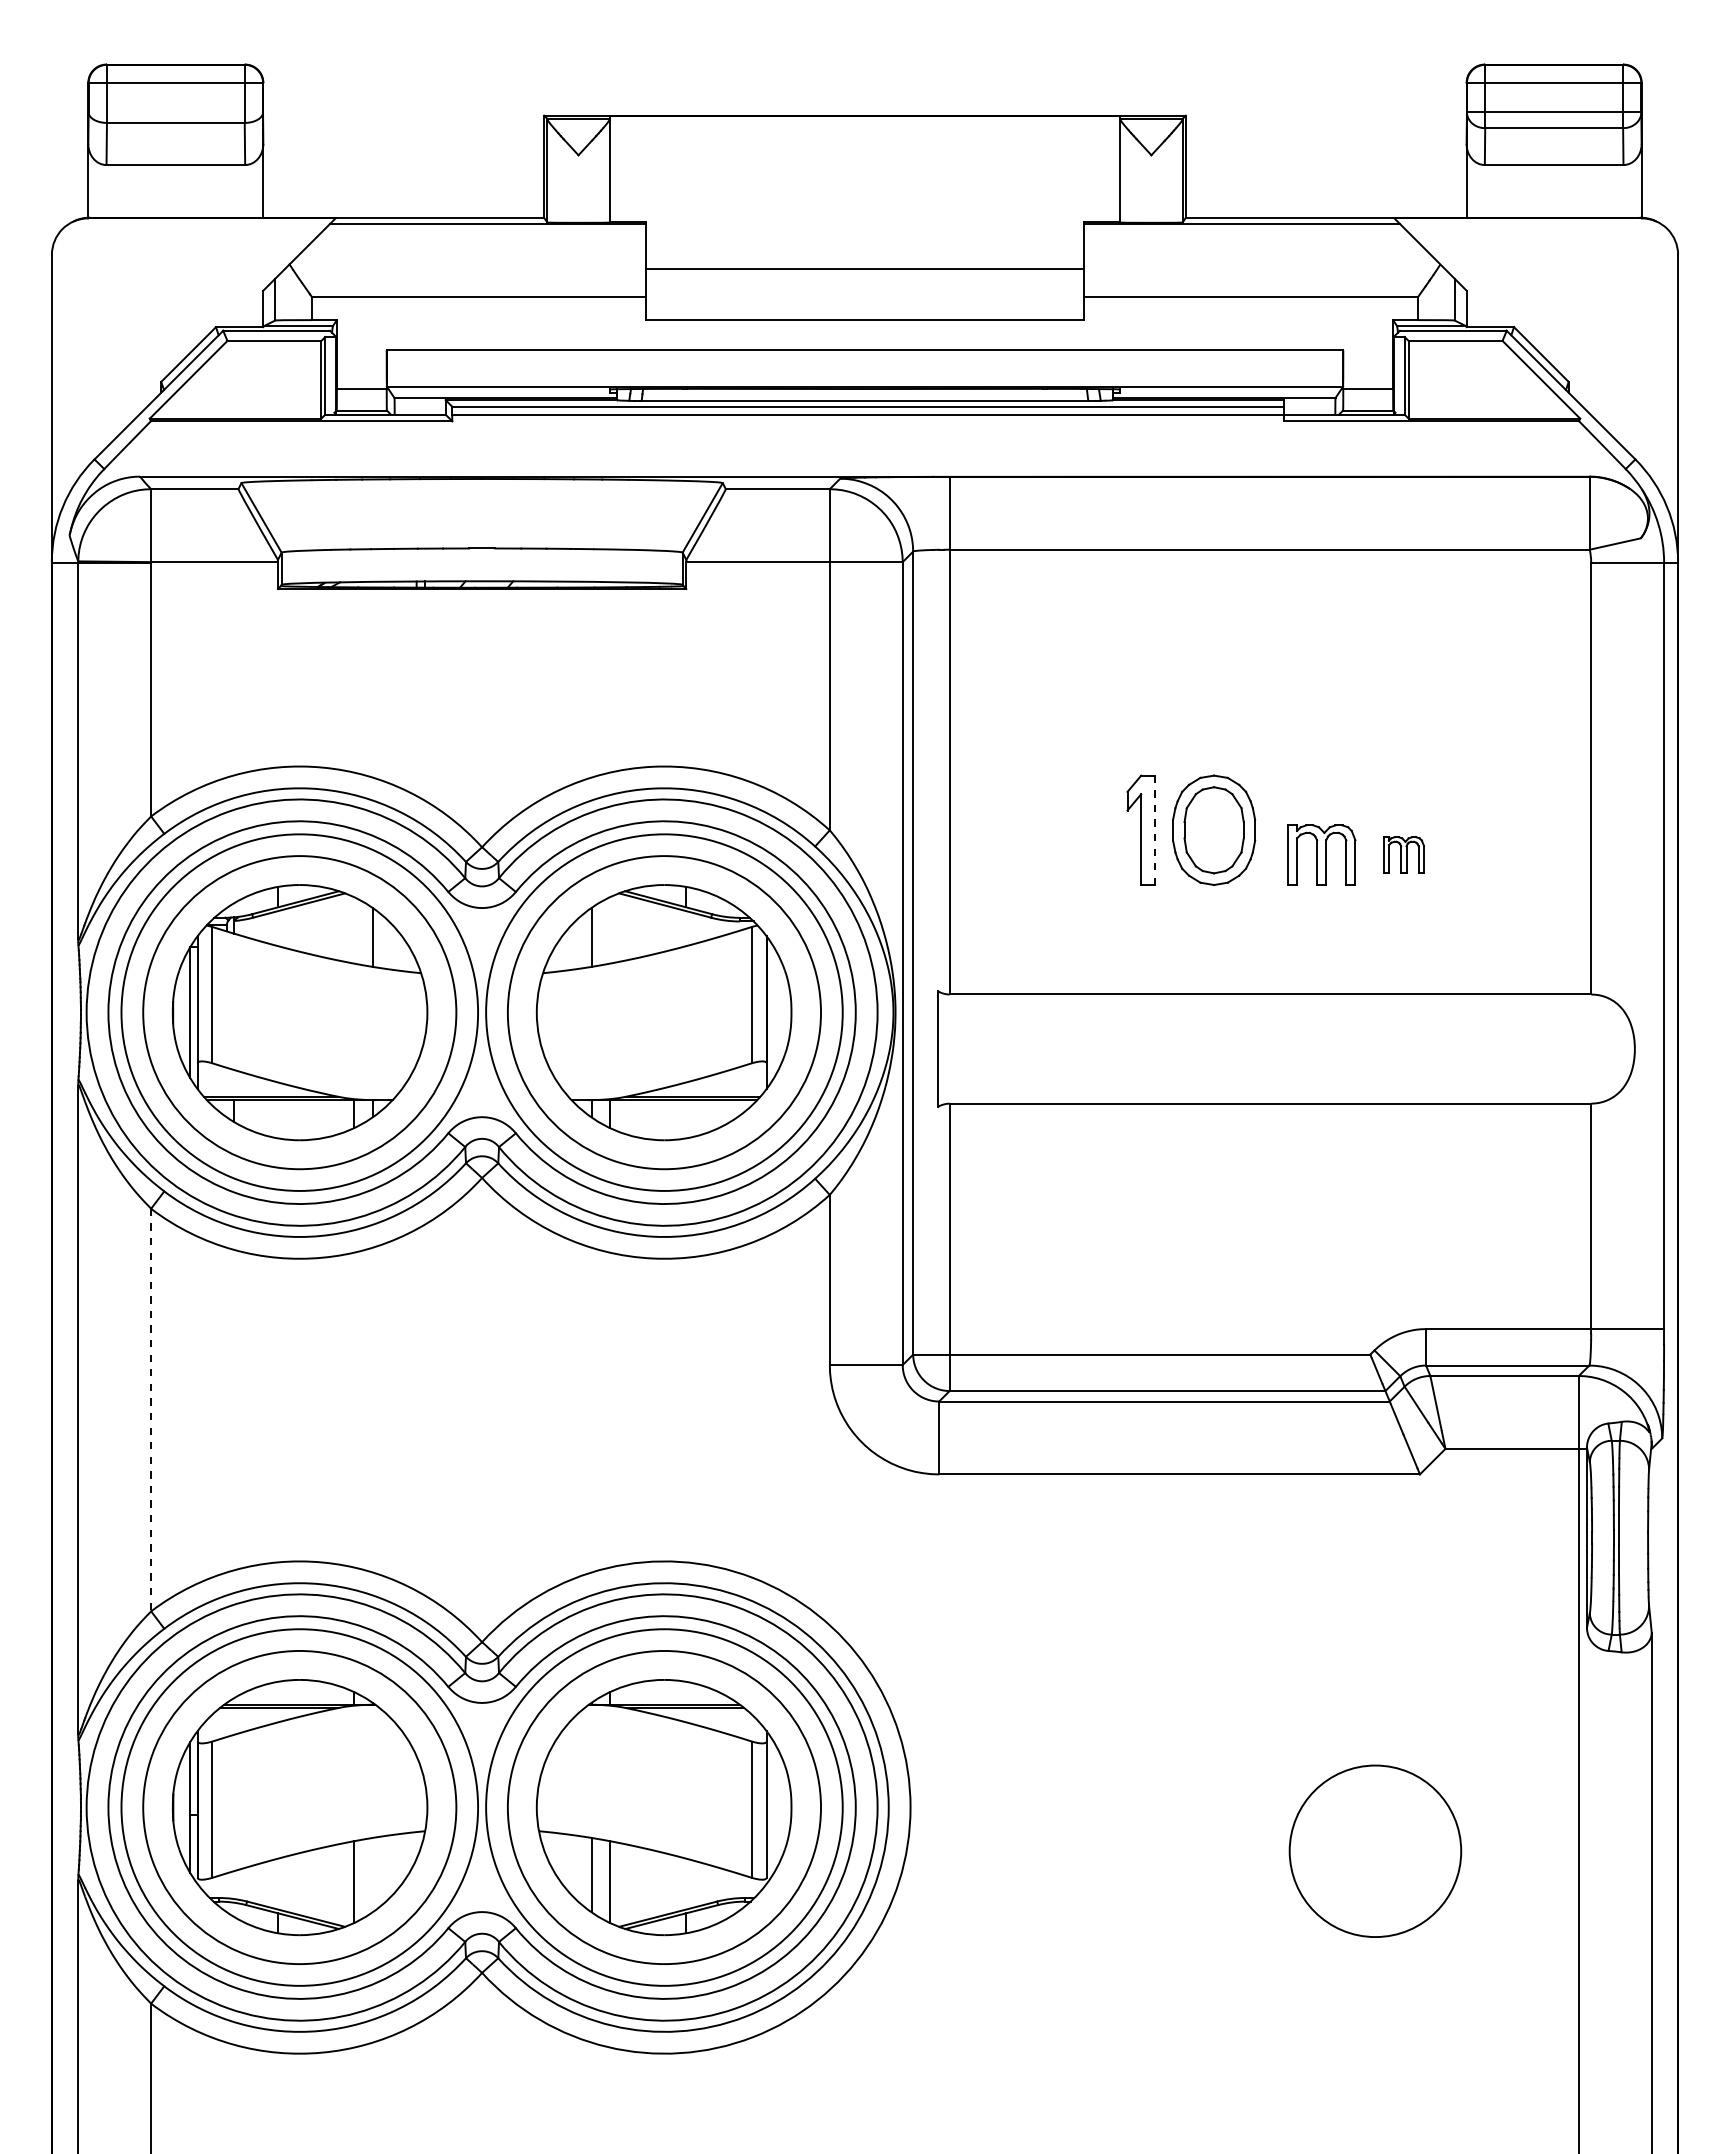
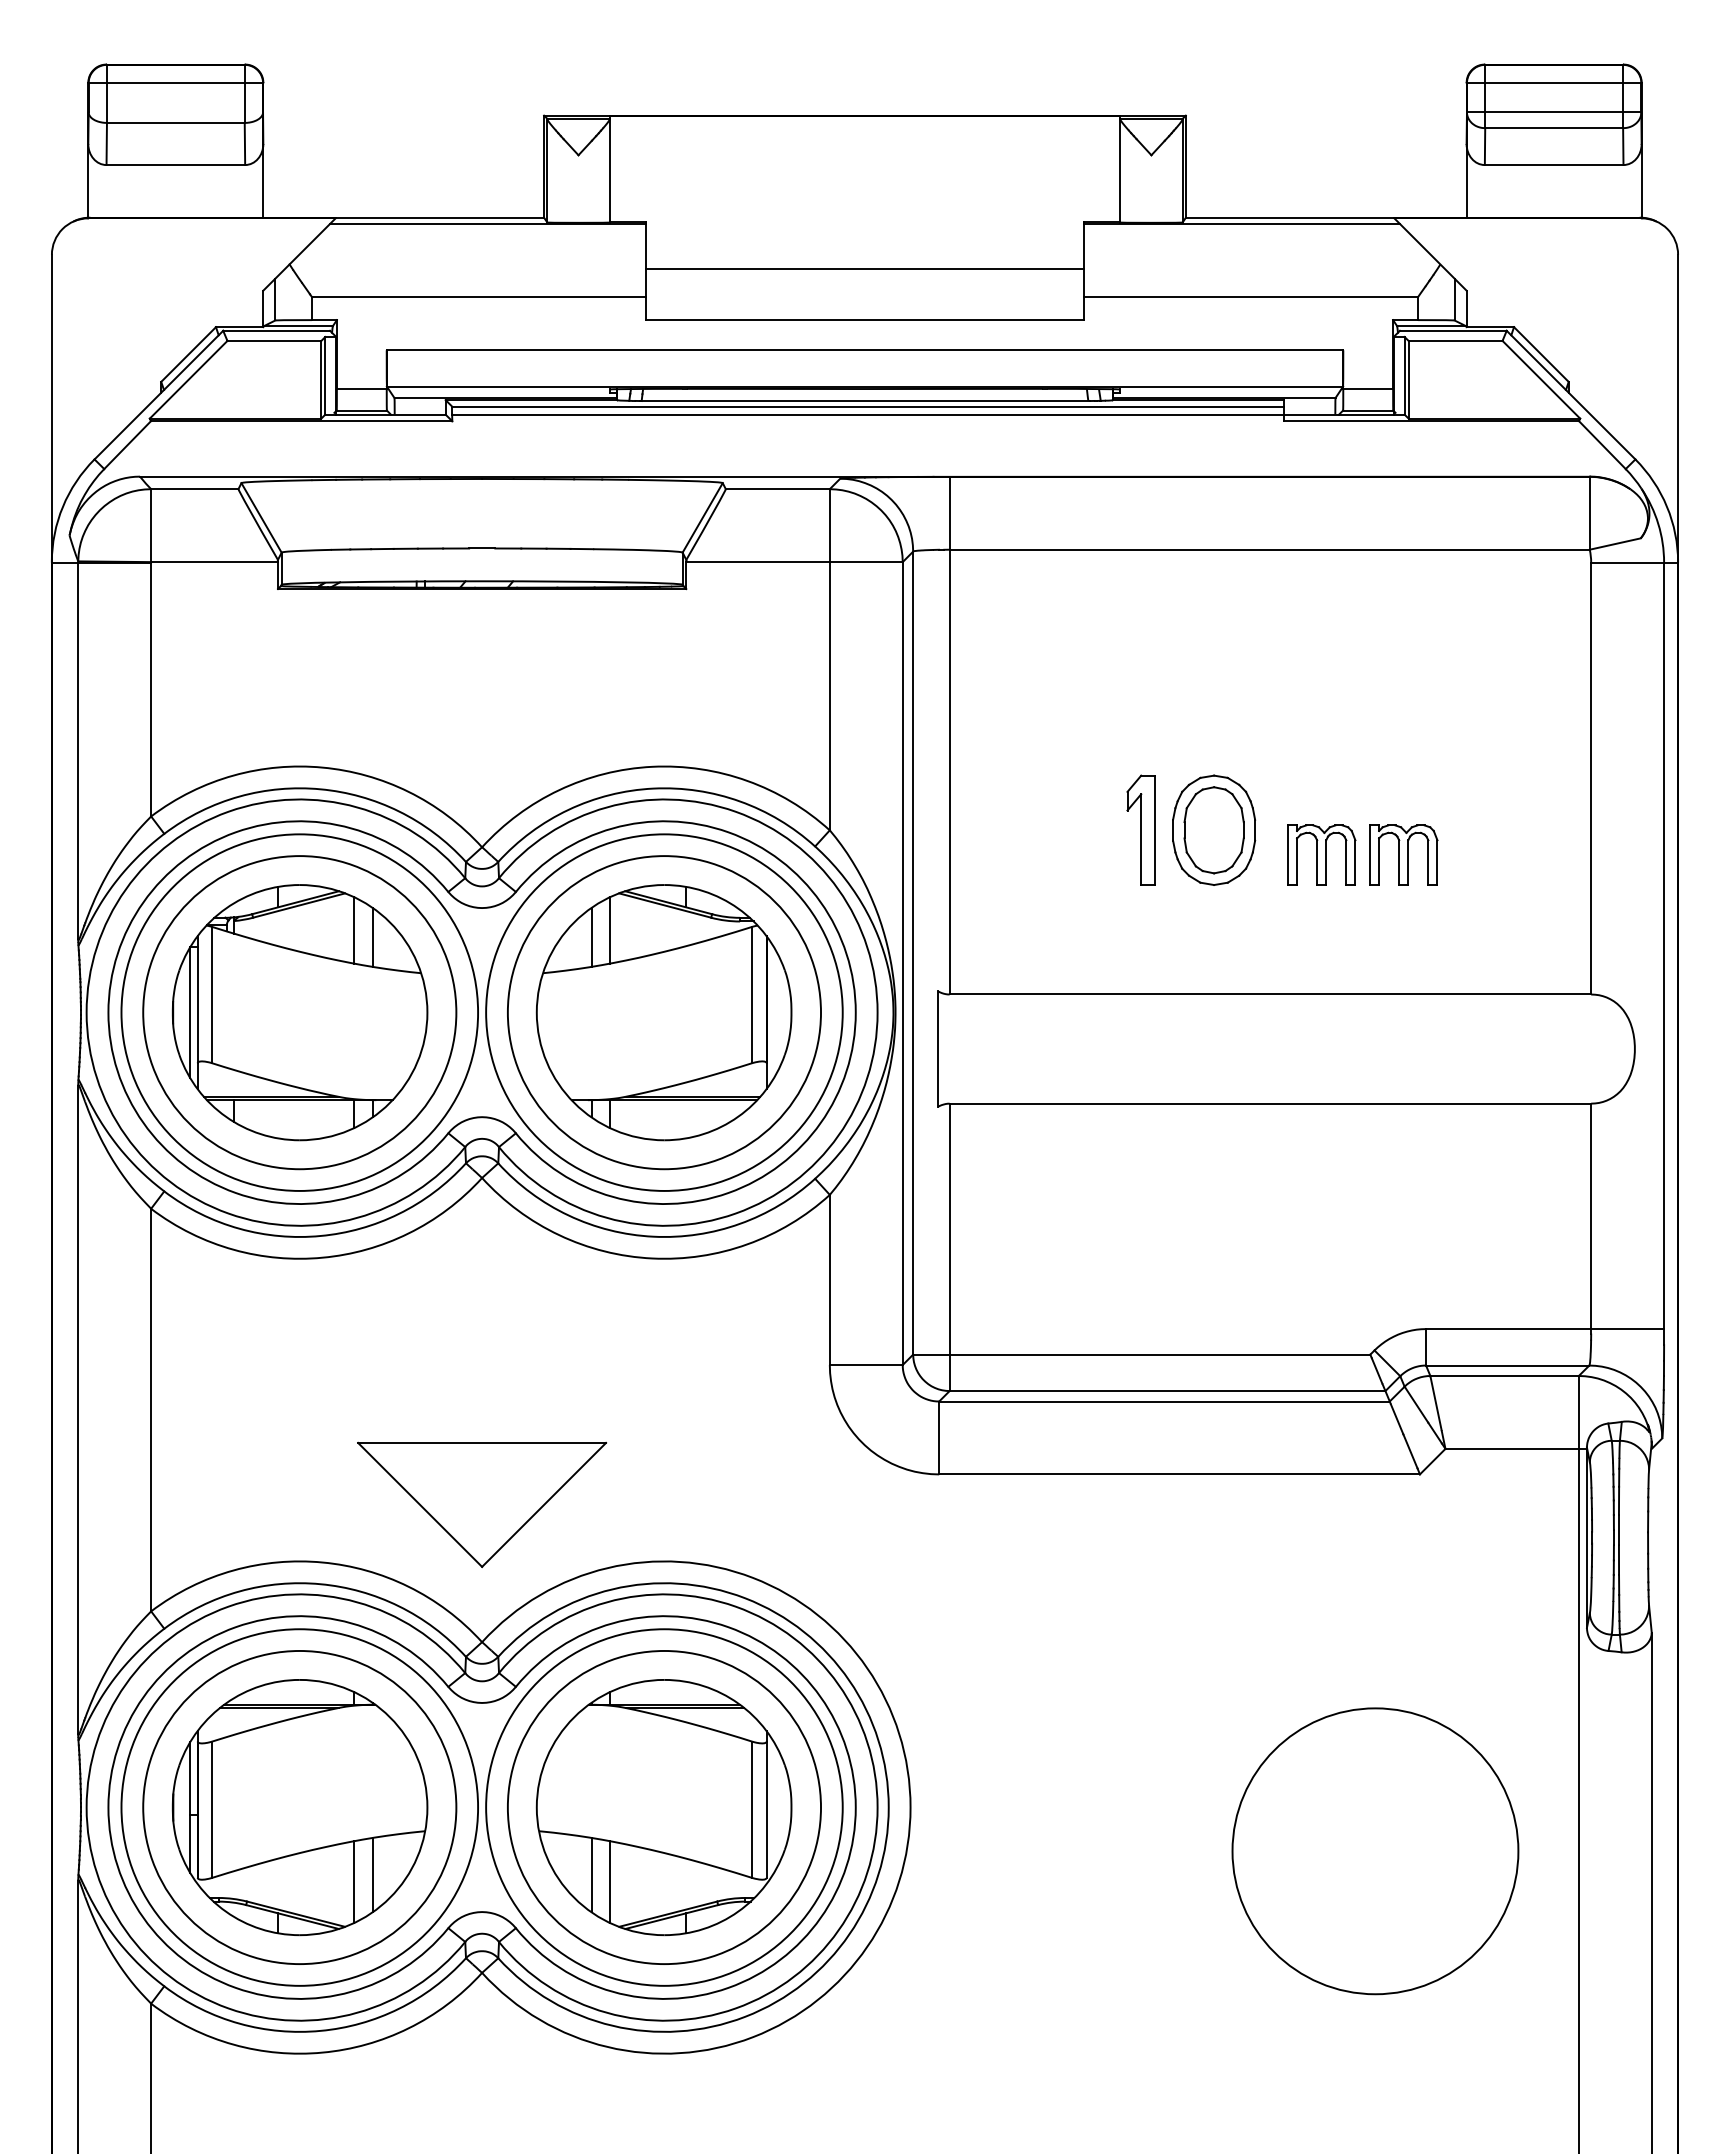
line: dashed -> solid (1154, 830)
part size: 43x38 px -> 70x62 px (1403, 854)
line: none -> present (354, 930)
line: none -> present (609, 930)
line: dashed -> solid (151, 1410)
part: none -> present (482, 1504)
circle diameter: 172 px -> 286 px (1375, 1851)
line: none -> present (372, 1874)
